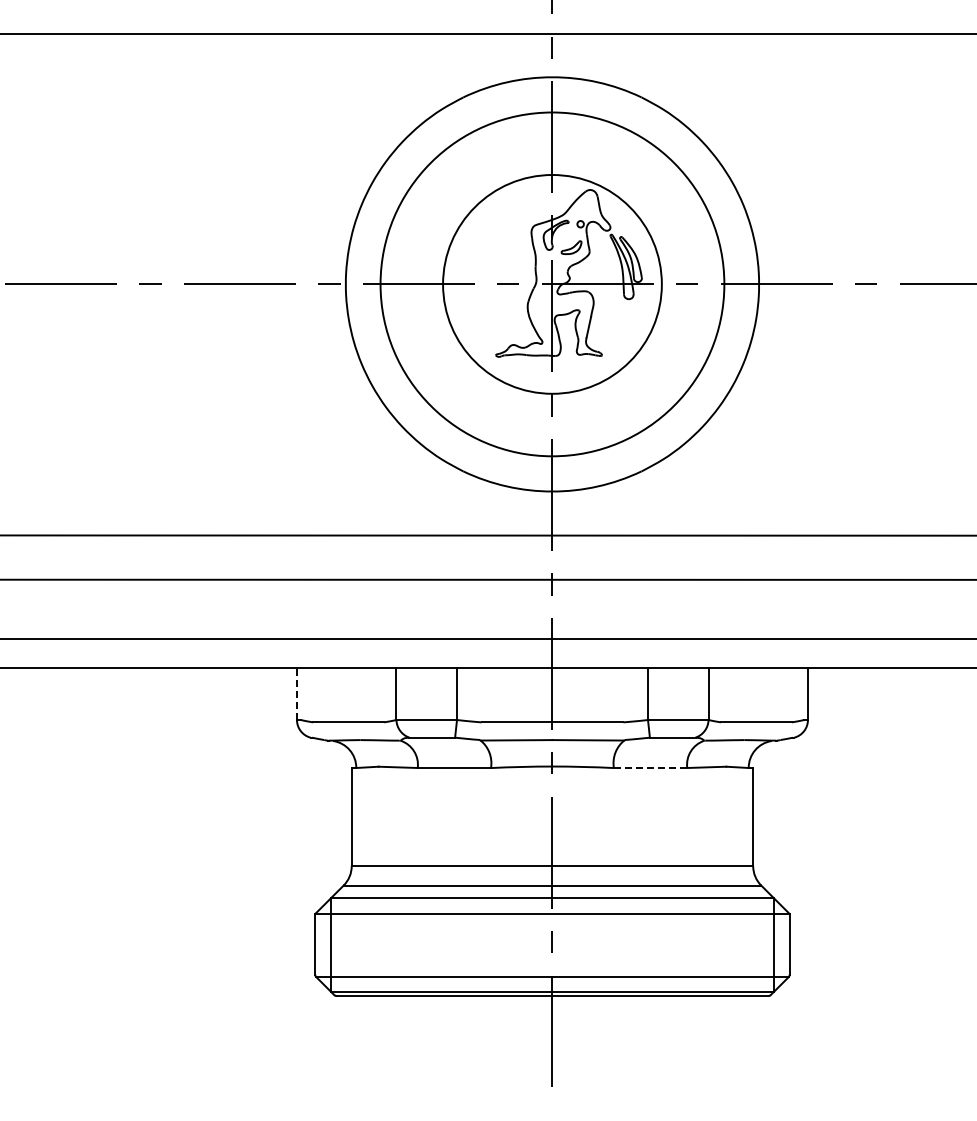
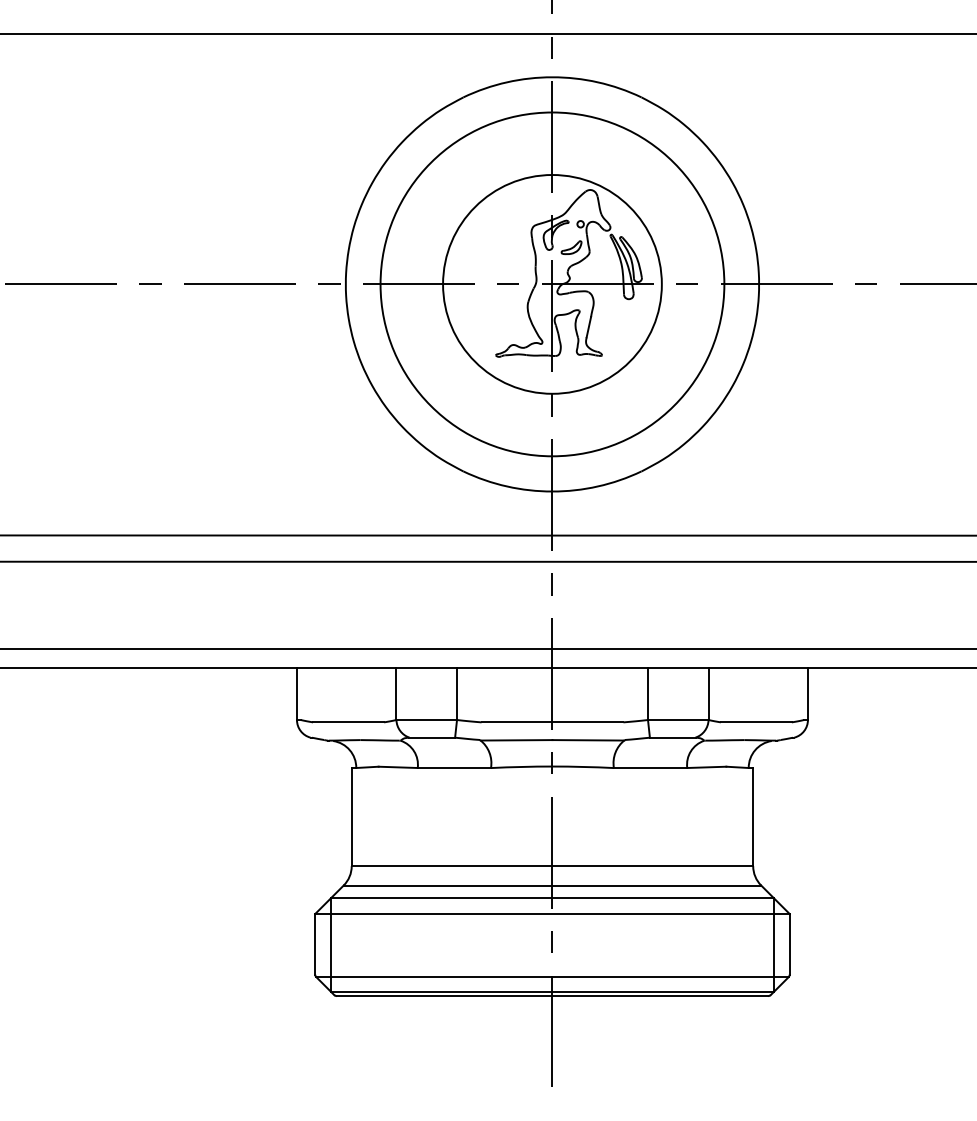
line position: (487, 579) -> (487, 561) (487, 561)
line position: (487, 639) -> (487, 649) (487, 649)
line: dashed -> solid (296, 693)
line: dashed -> solid (650, 768)
